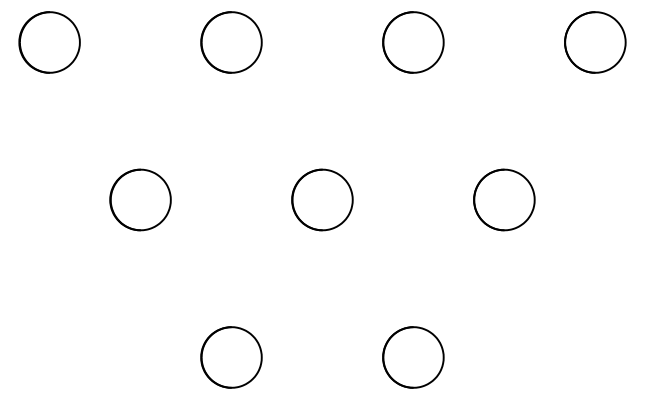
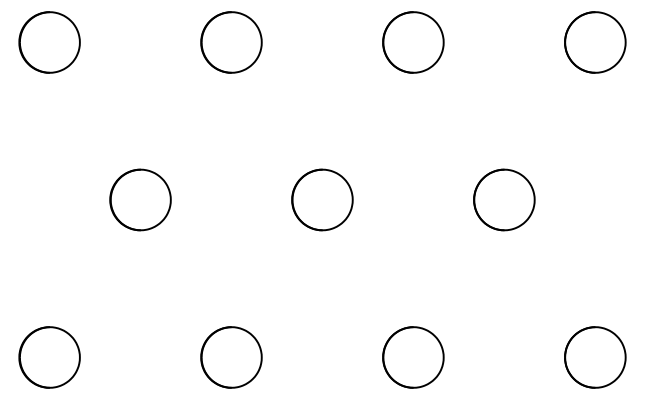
part: none -> present (49, 357)
part: none -> present (595, 357)
